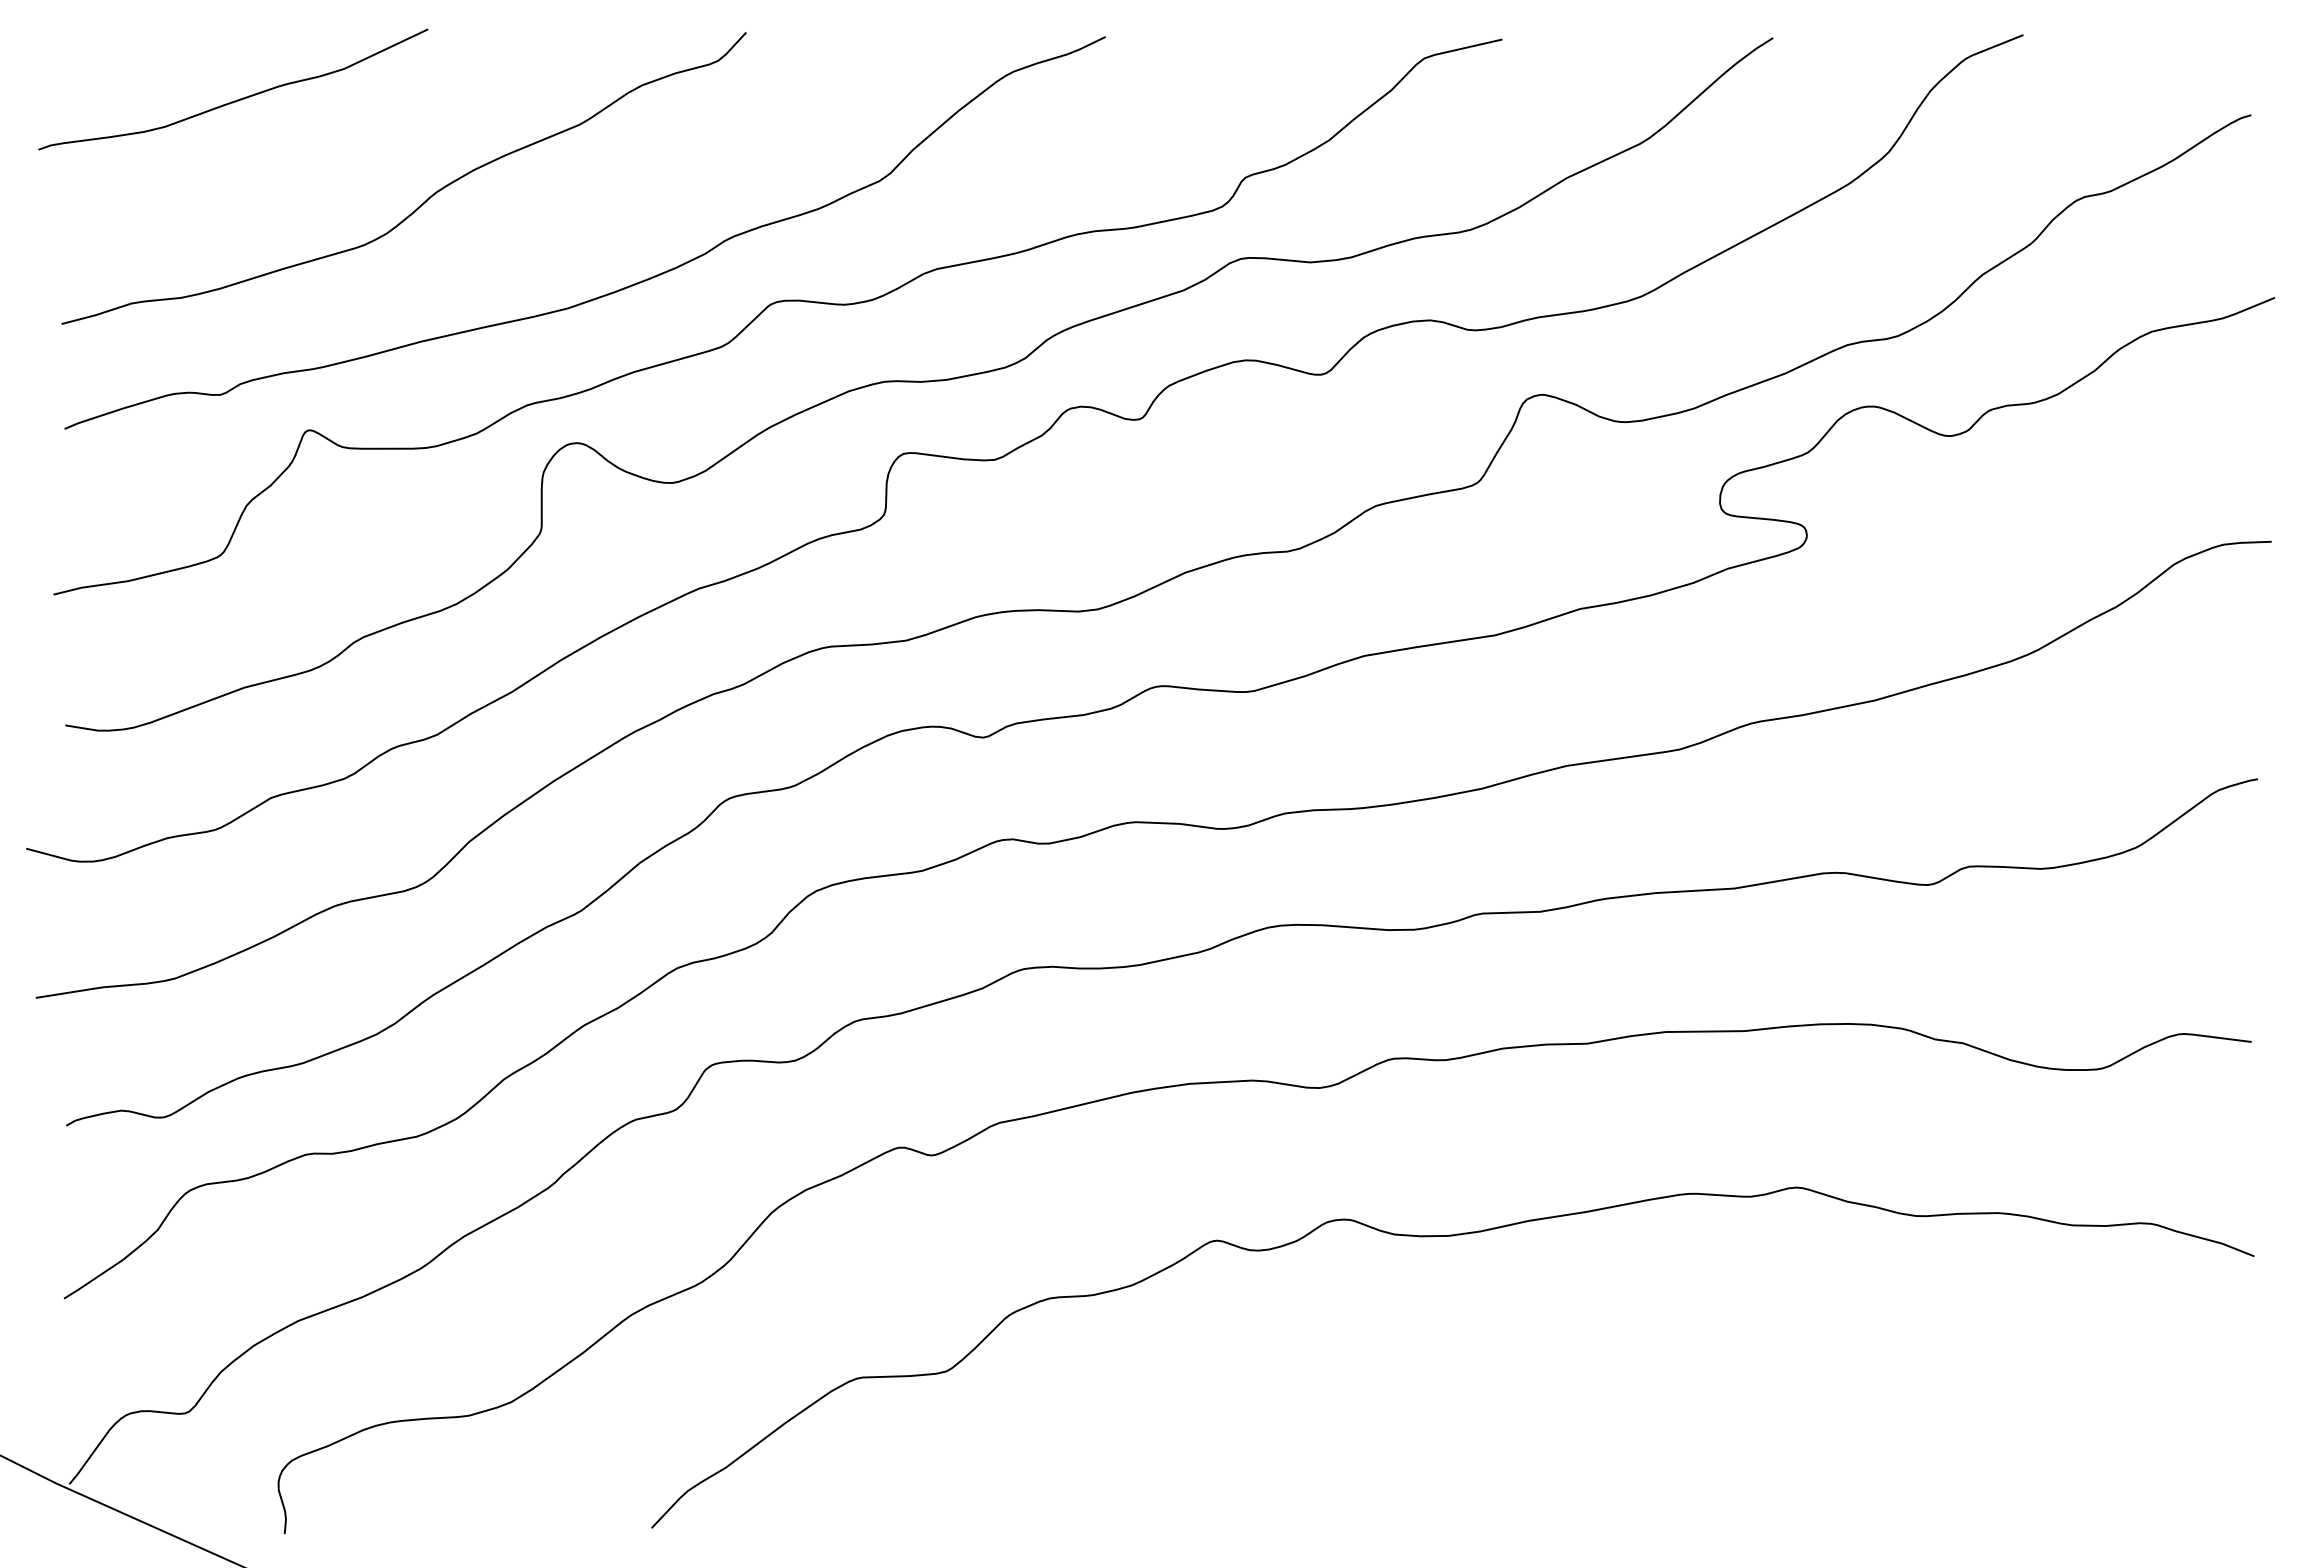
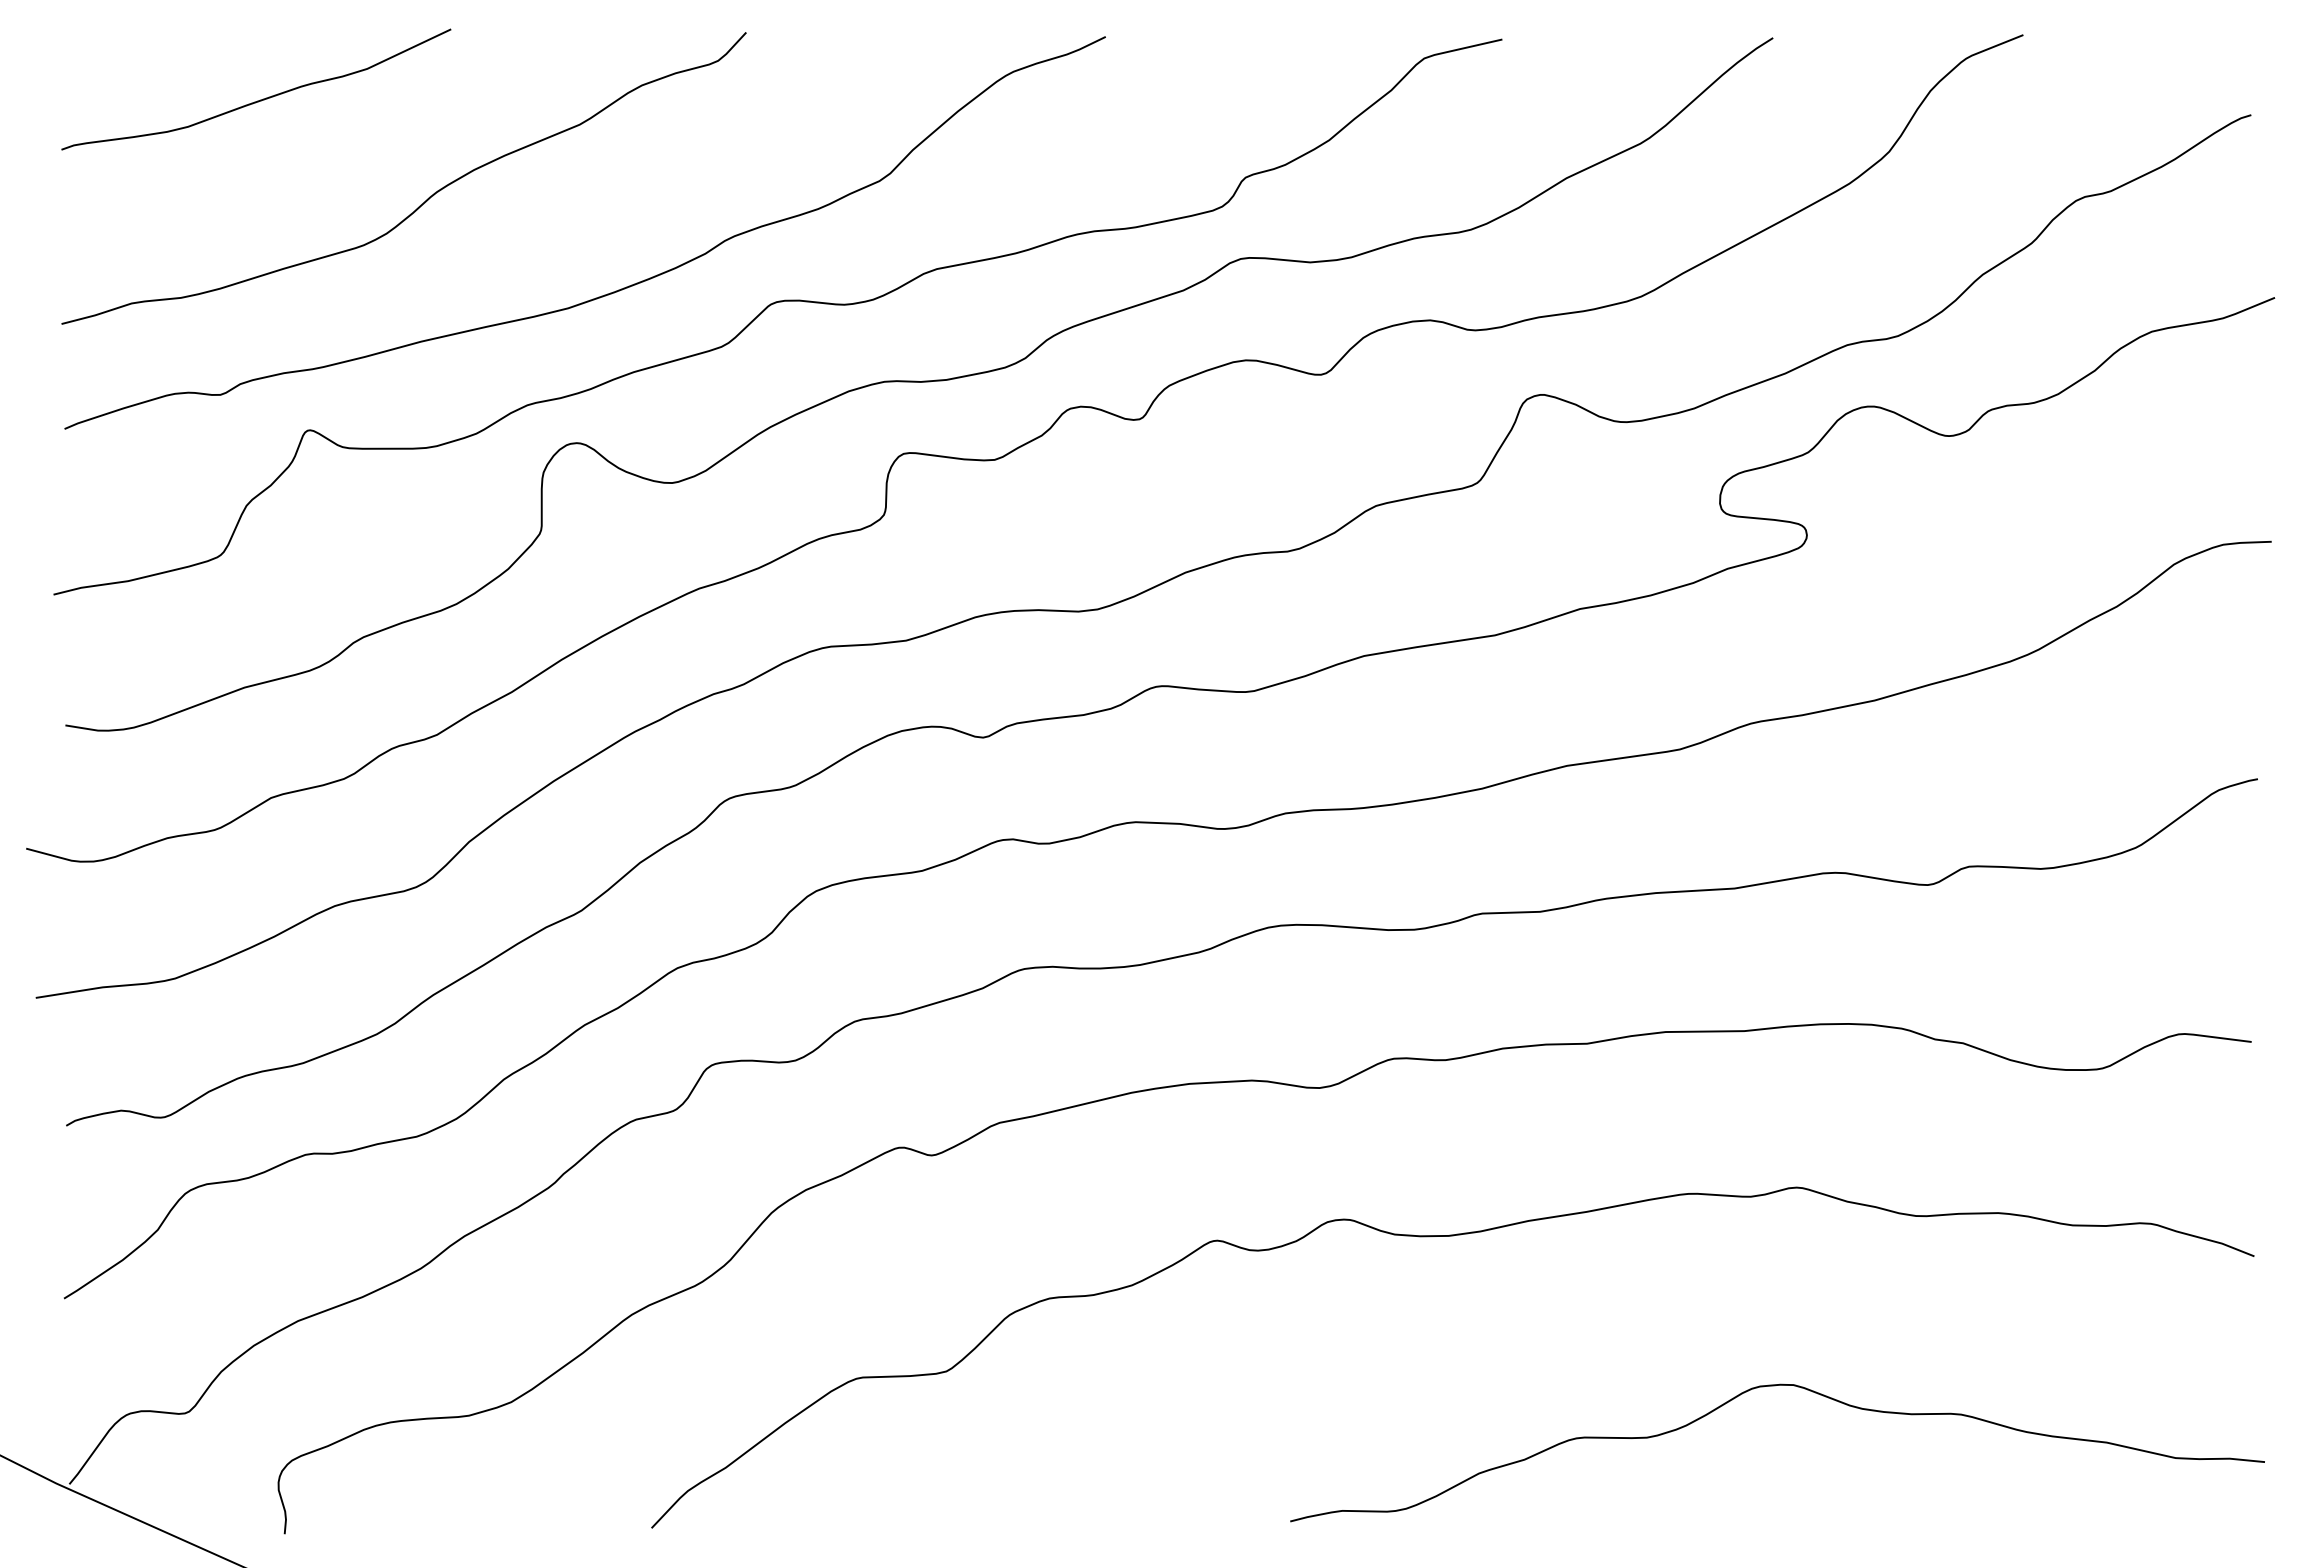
curve position: (237, 99) -> (260, 99) (260, 99)
curve: none -> present (1775, 1386)
